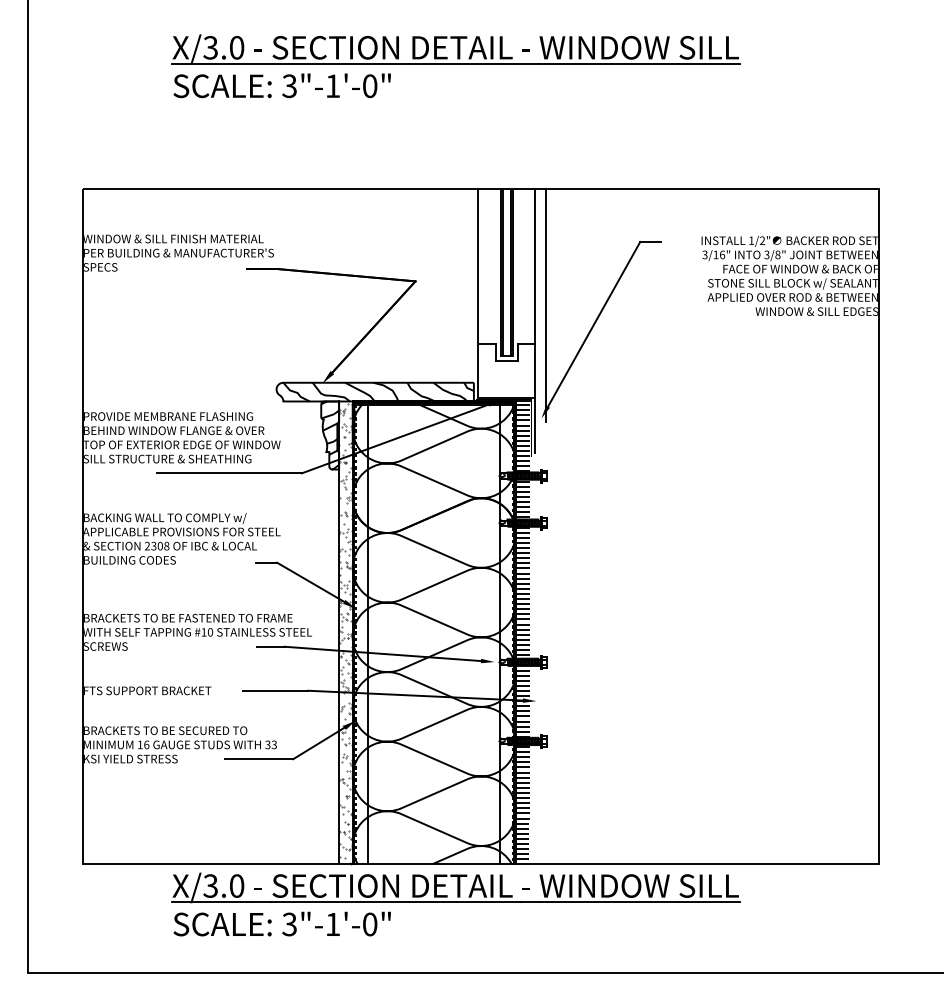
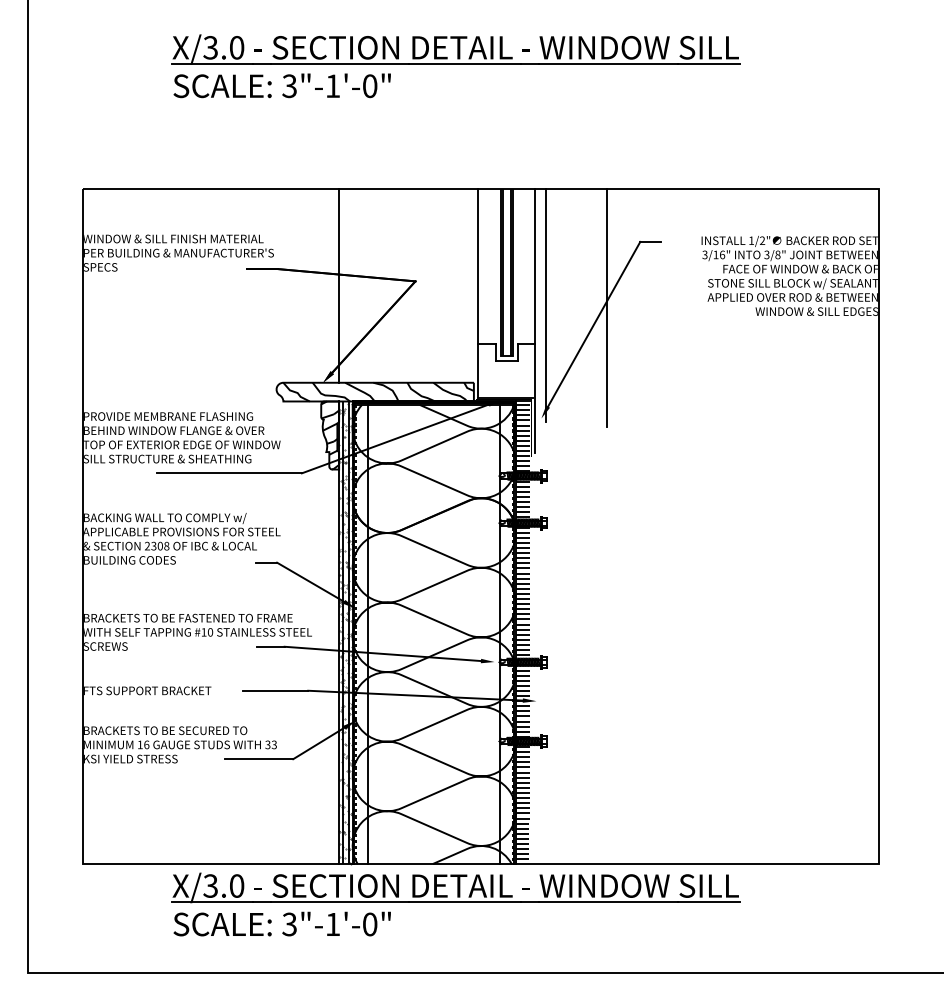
line: none -> present (339, 285)
line: none -> present (606, 307)
hatch: none -> present (345, 632)
